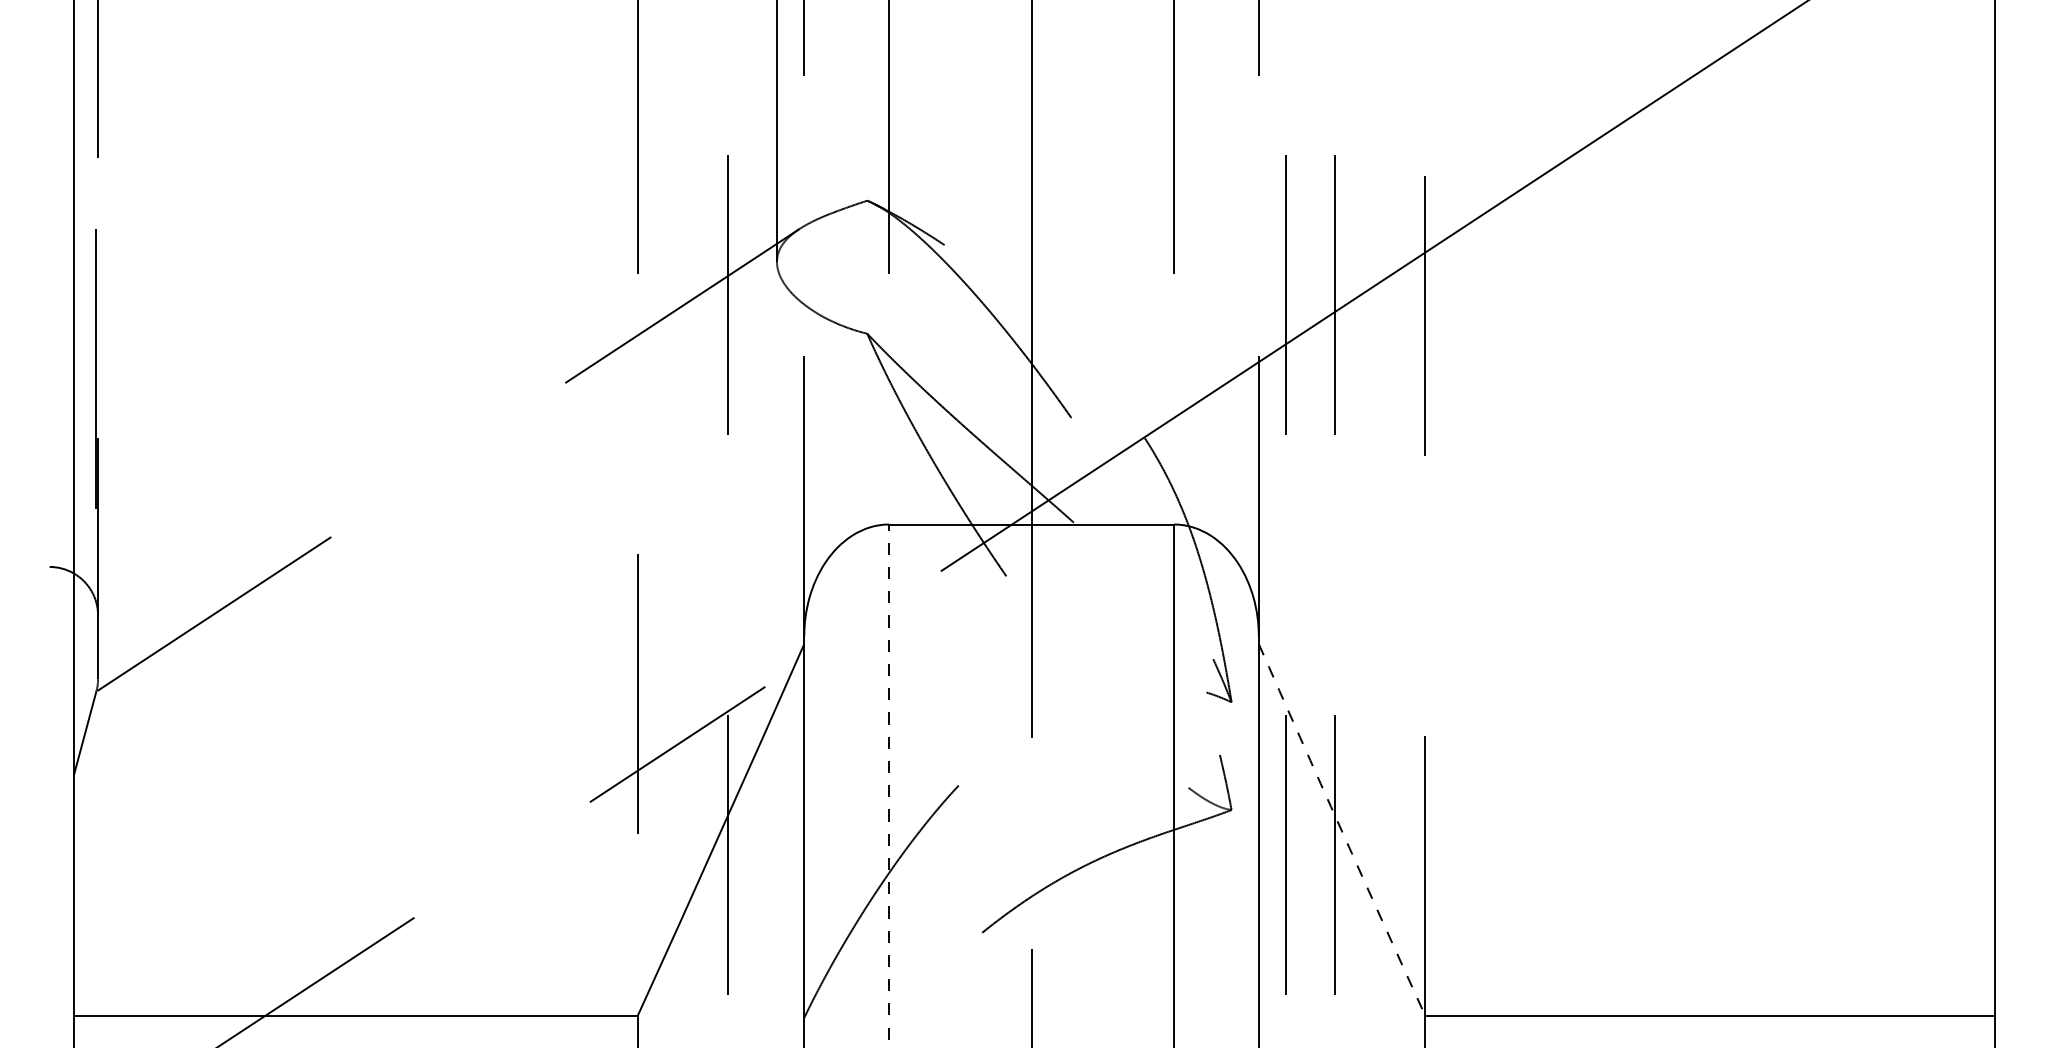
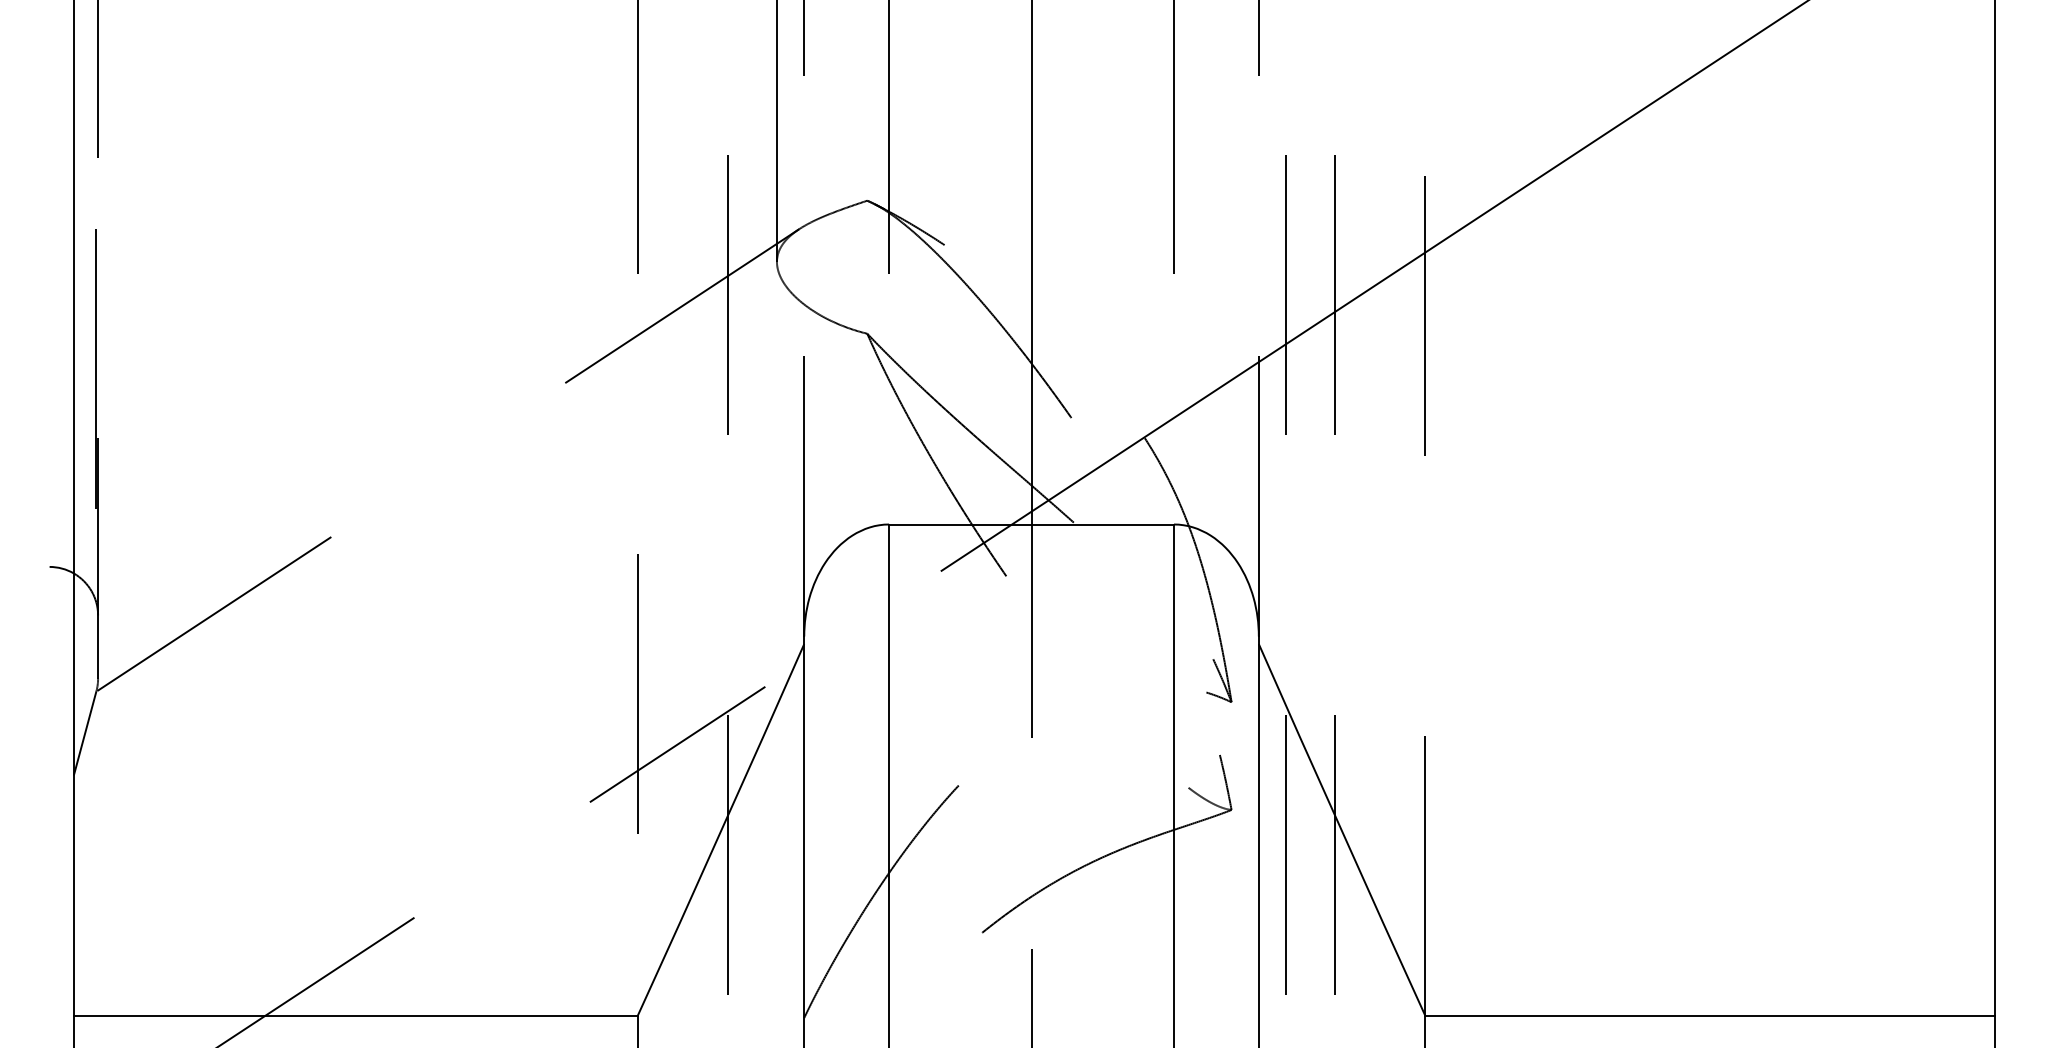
line: dashed -> solid (889, 785)
arc: dashed -> solid (1341, 830)
